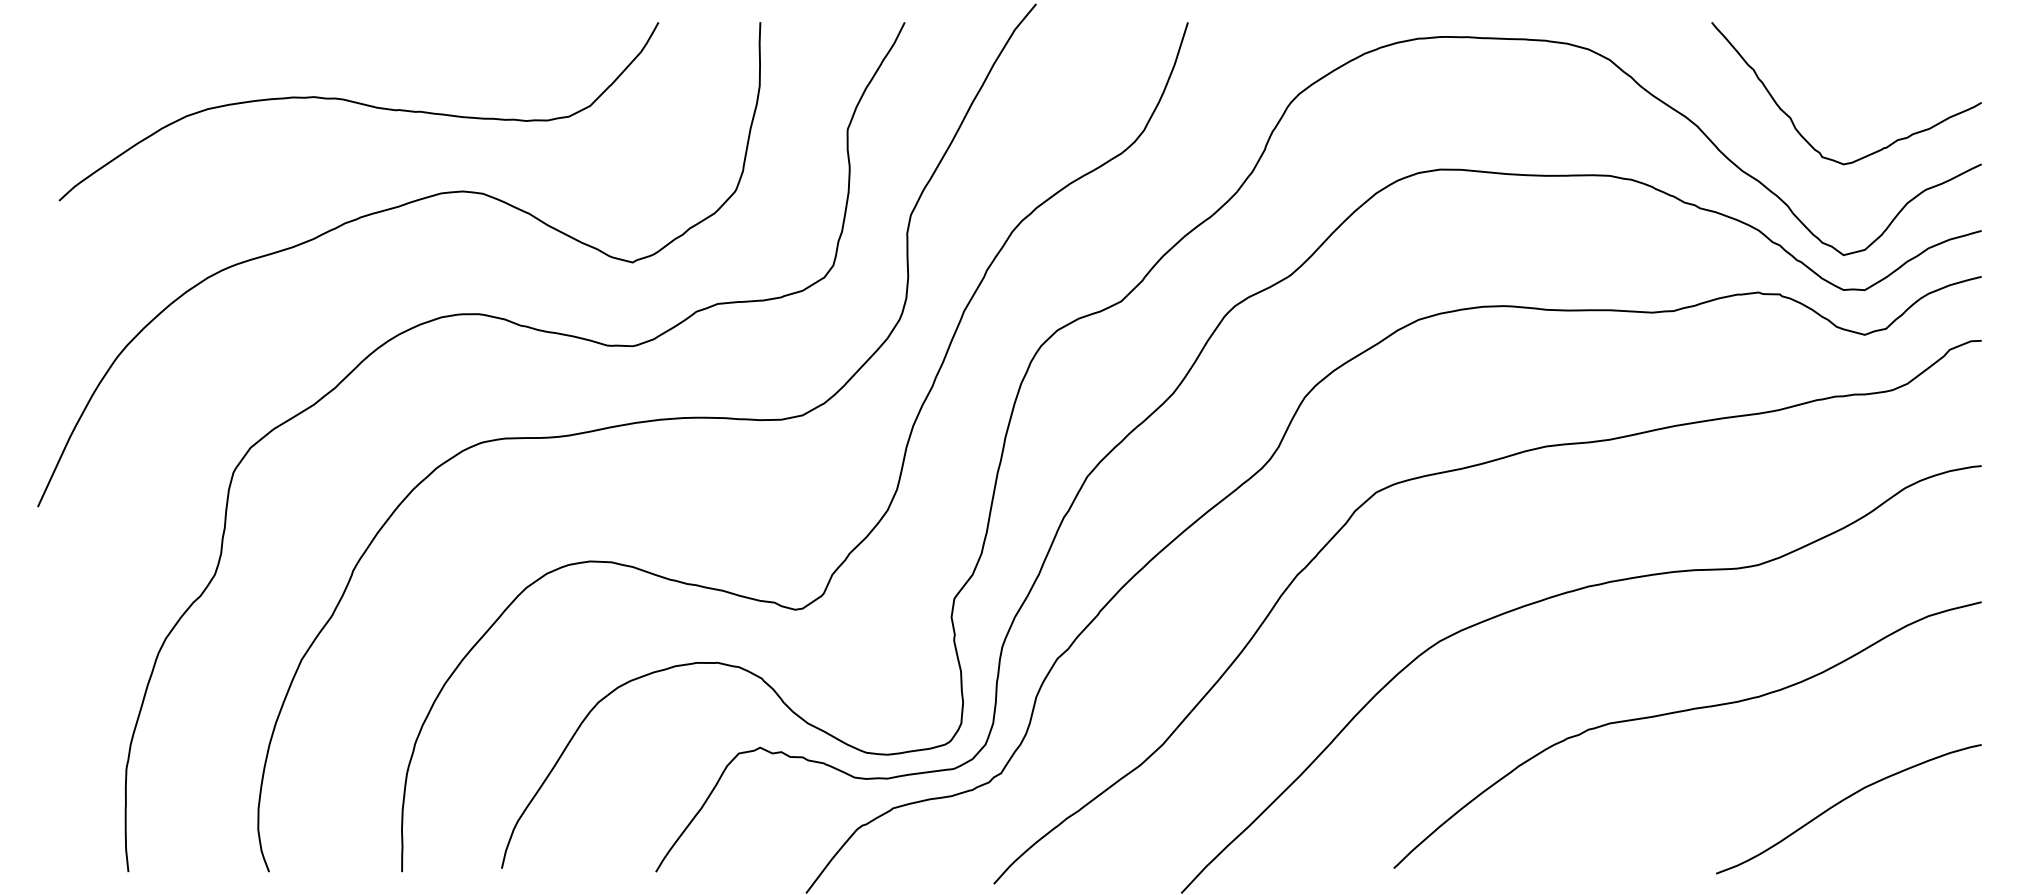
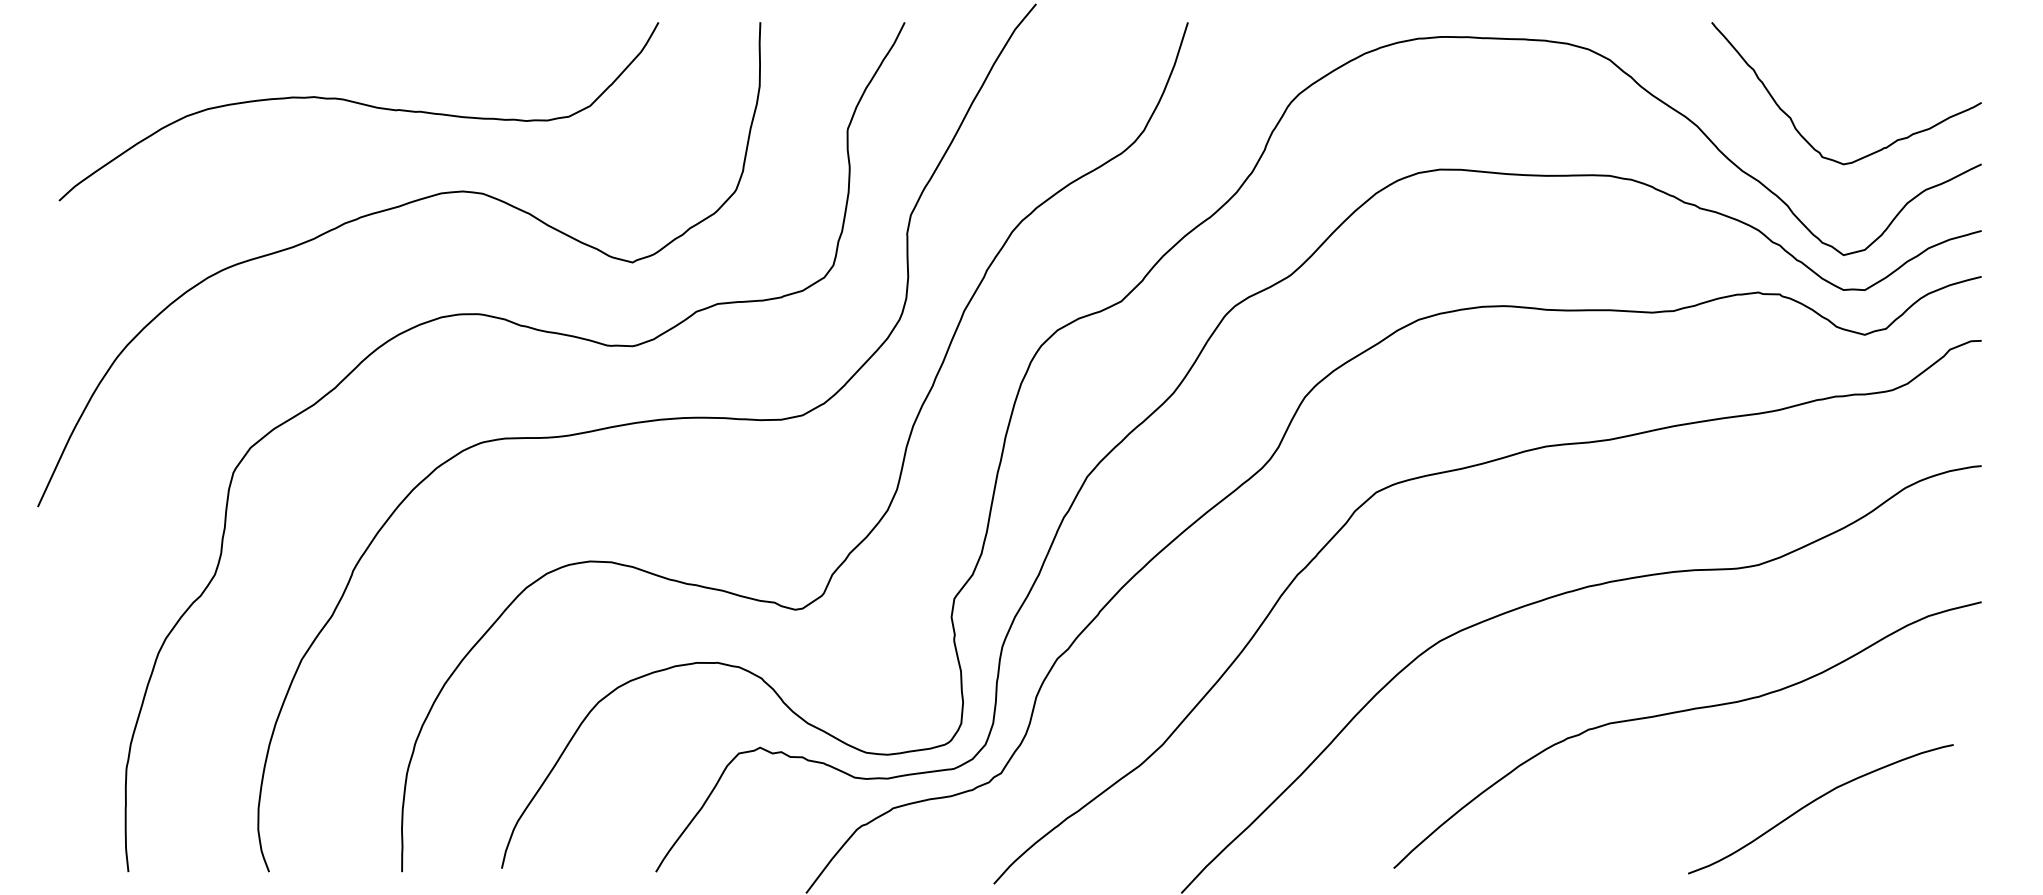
curve position: (1843, 801) -> (1815, 801) (1815, 801)
